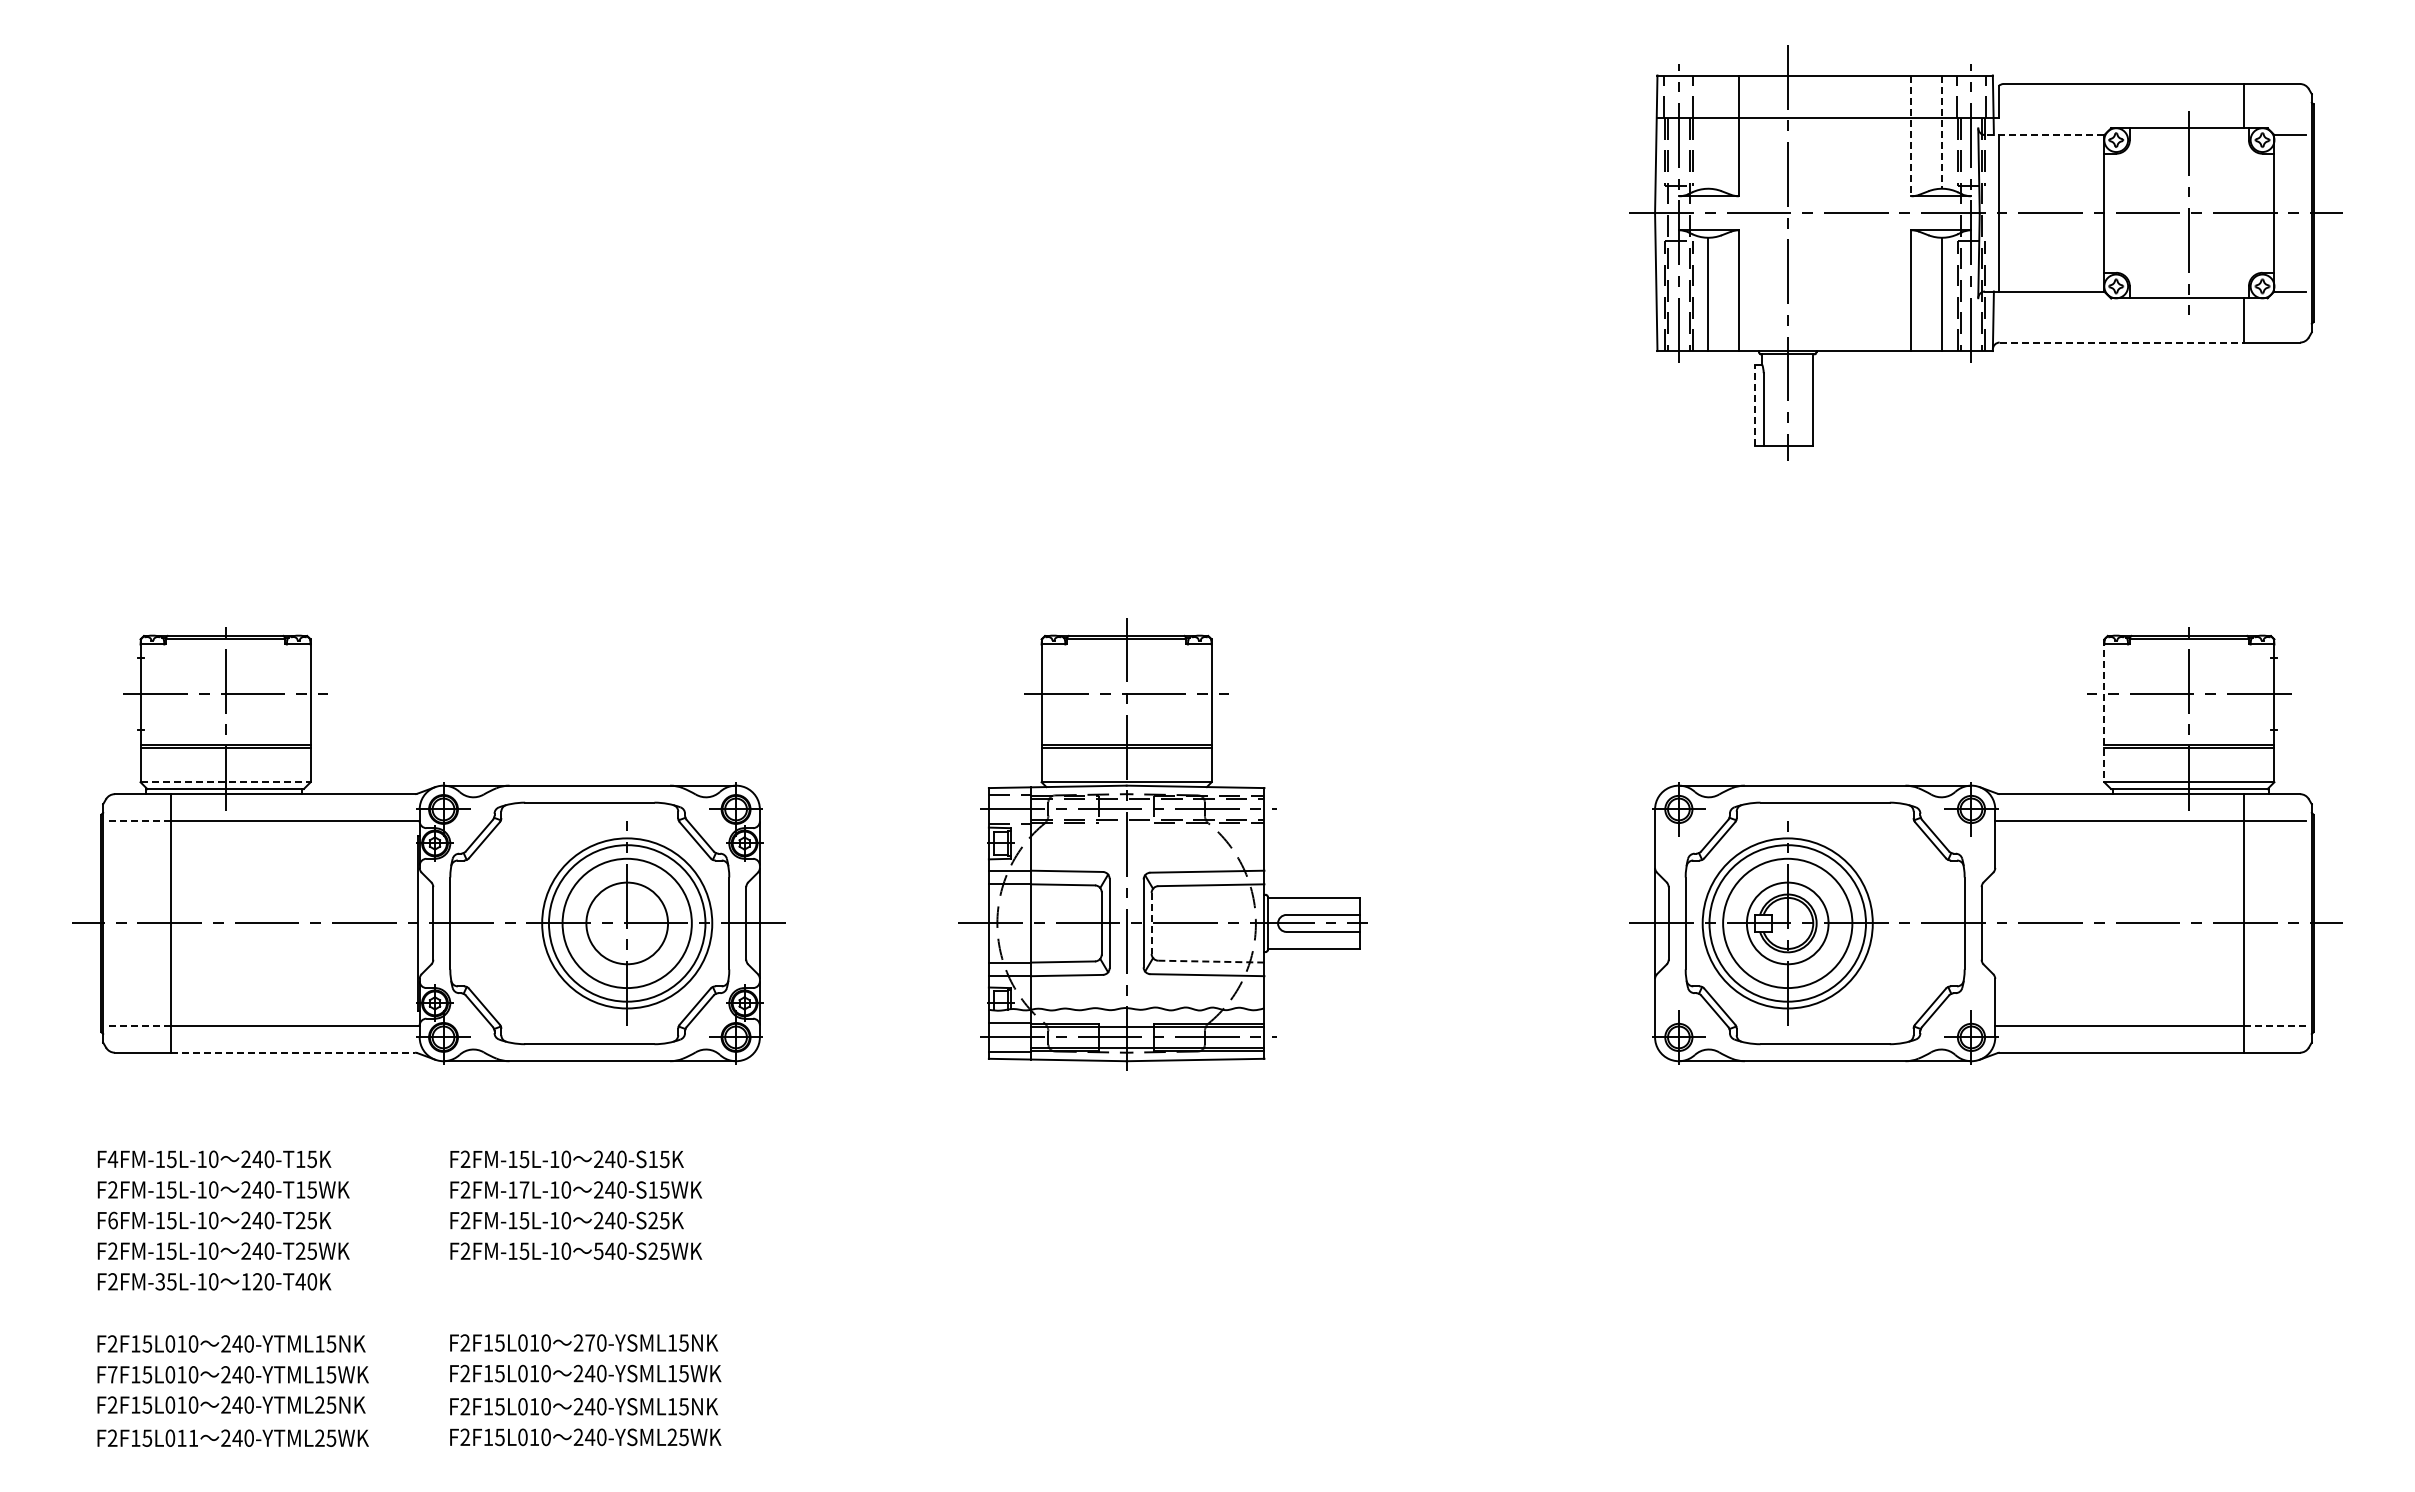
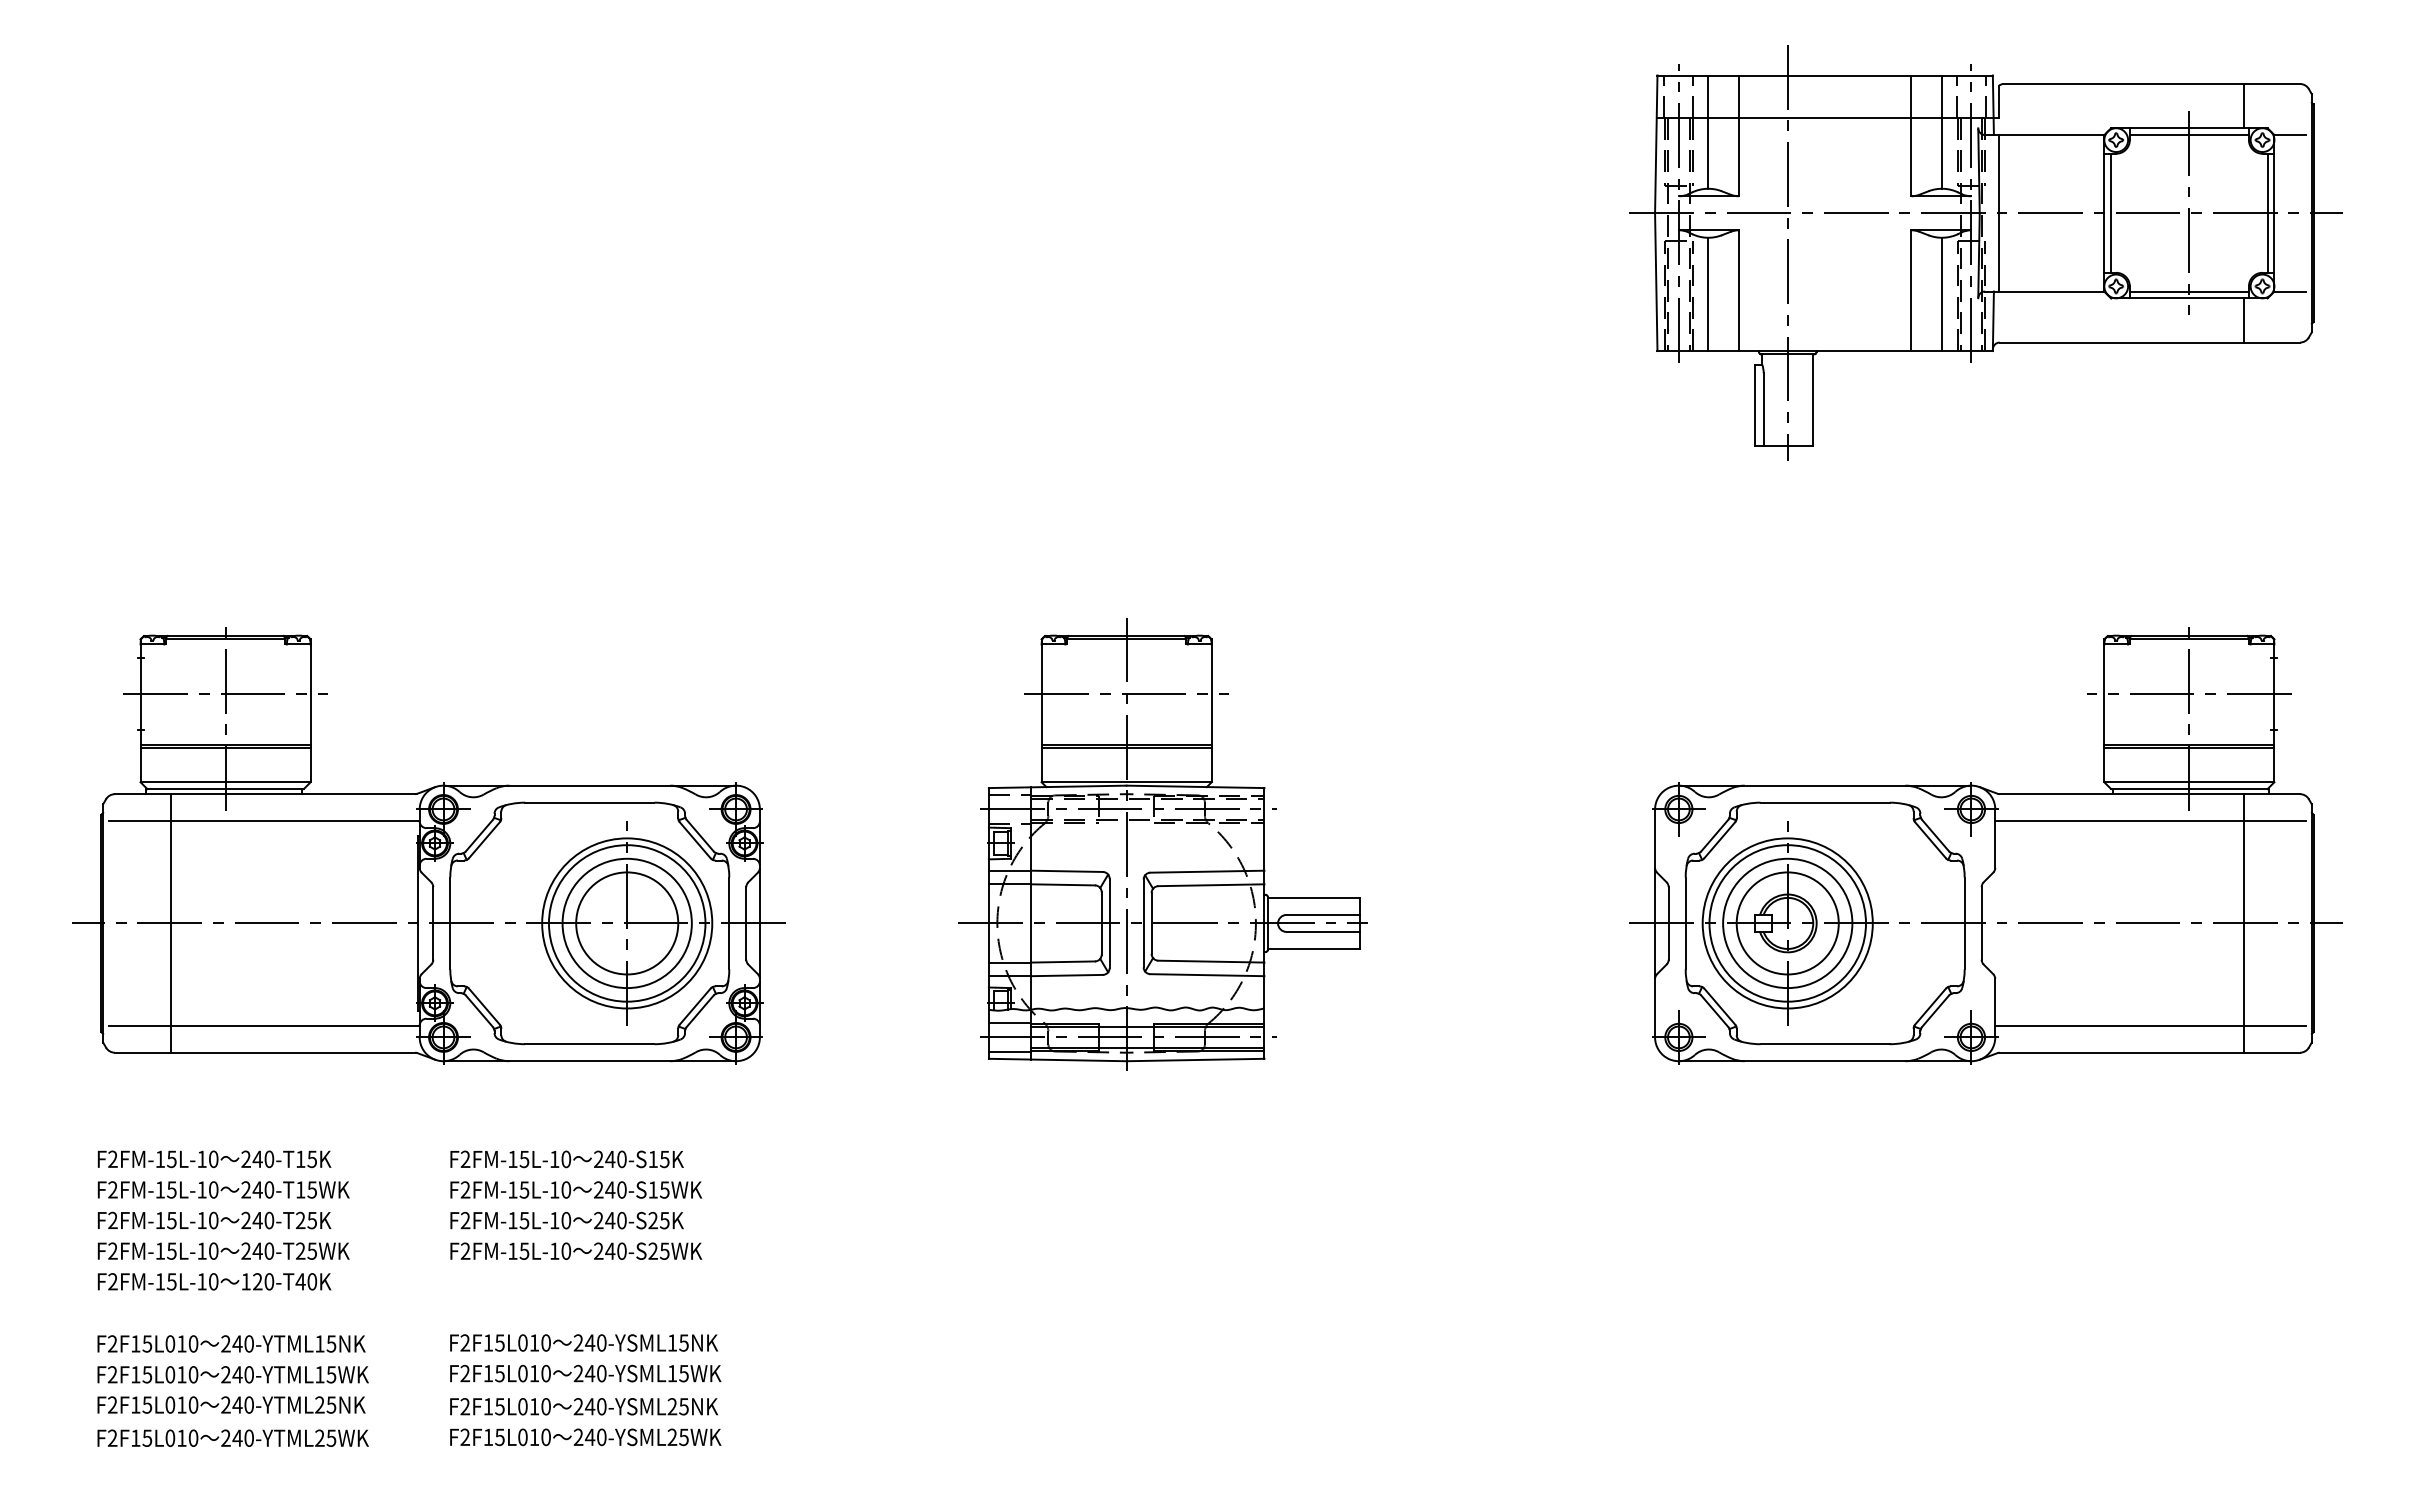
line: none -> present (1708, 131)
line: dashed -> solid (1942, 132)
line: dashed -> solid (2044, 135)
line: none -> present (2188, 135)
line: dashed -> solid (1911, 136)
line: none -> present (2111, 212)
line: none -> present (2267, 212)
line: none -> present (2188, 291)
line: dashed -> solid (2122, 342)
line: dashed -> solid (1755, 405)
line: dashed -> solid (2104, 711)
line: dashed -> solid (226, 782)
line: dashed -> solid (140, 820)
circle diameter: 82 px -> 102 px (627, 923)
line: dashed -> solid (1151, 923)
circle diameter: 82 px -> 102 px (1787, 923)
line: dashed -> solid (1211, 961)
line: dashed -> solid (140, 1026)
line: dashed -> solid (2274, 1026)
line: dashed -> solid (293, 1052)
text: F4FM-15L-10 -> F2FM-15L-10 (112, 1158)
text: F2FM-17L-10 -> F2FM-15L-10 (524, 1189)
text: F6FM-15L-10 -> F2FM-15L-10 (112, 1220)
text: 540-S25WK -> 240-S25WK (598, 1250)
text: F2FM-35L-10 -> F2FM-15L-10 (159, 1281)
text: 270-YSML15NK -> 240-YSML15NK (590, 1342)
text: F7F15L010 -> F2F15L010 (112, 1374)
text: 240-YSML15NK -> 240-YSML25NK (672, 1406)
text: F2F15L011 -> F2F15L010 (193, 1437)
